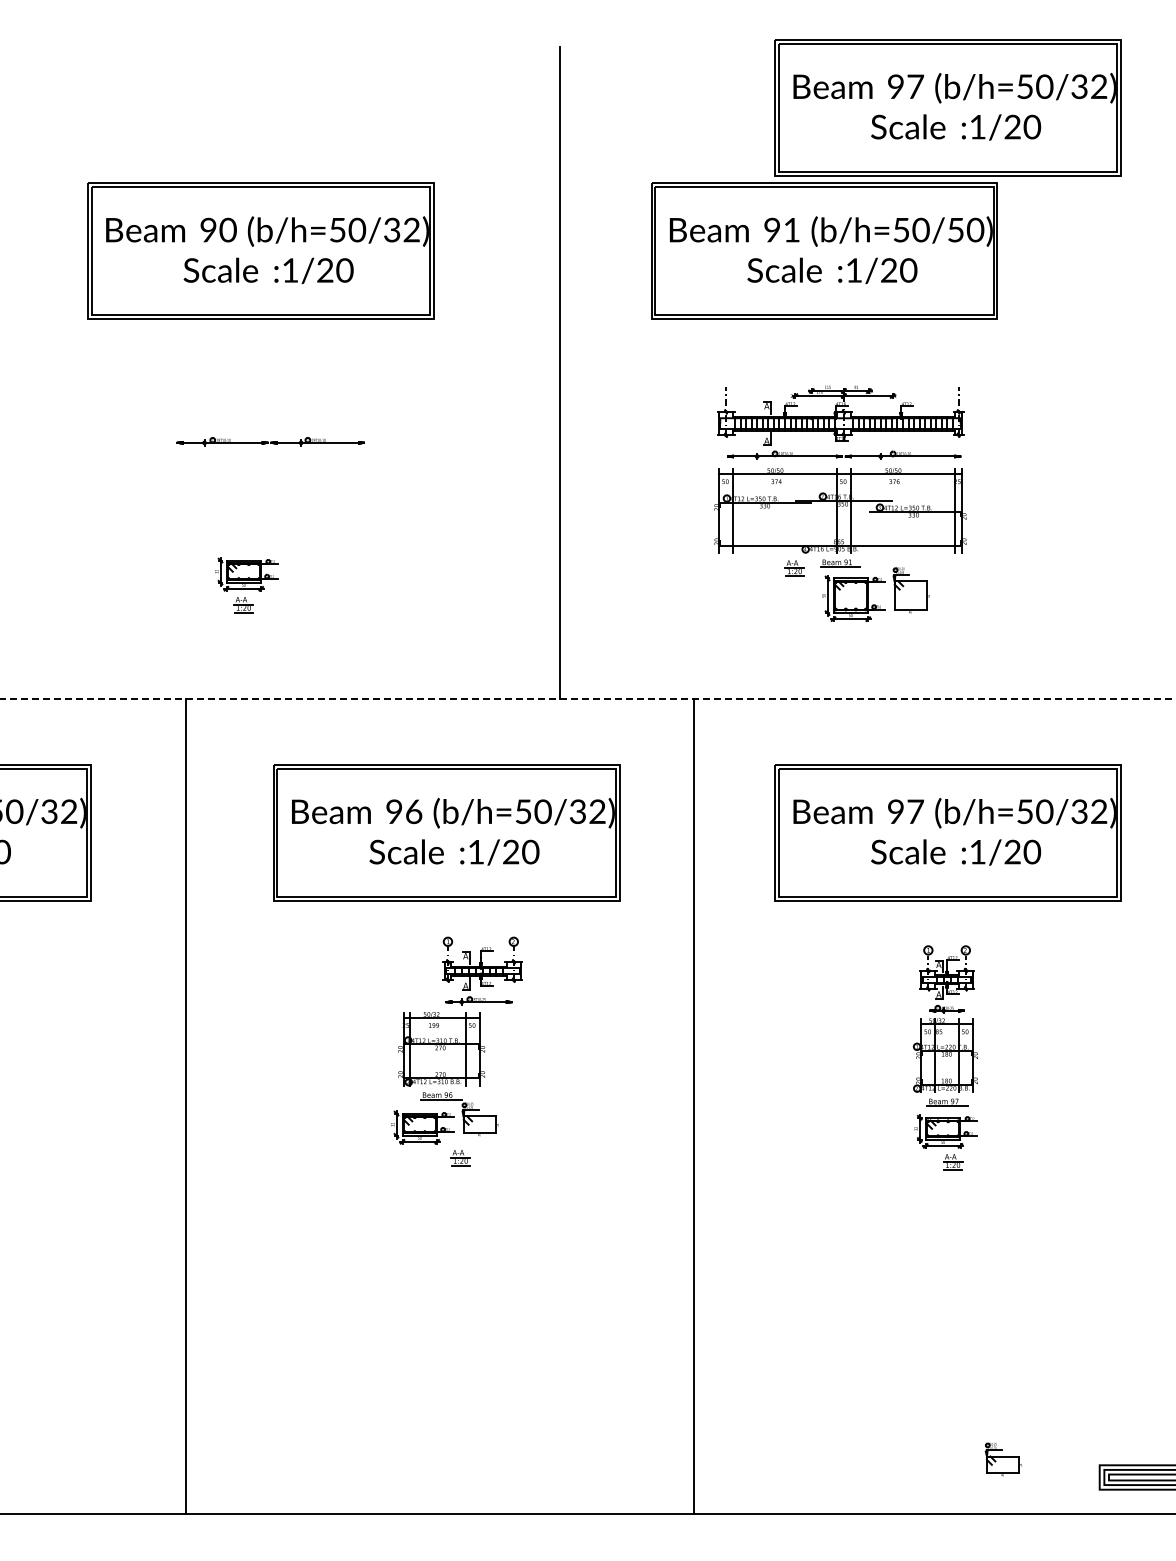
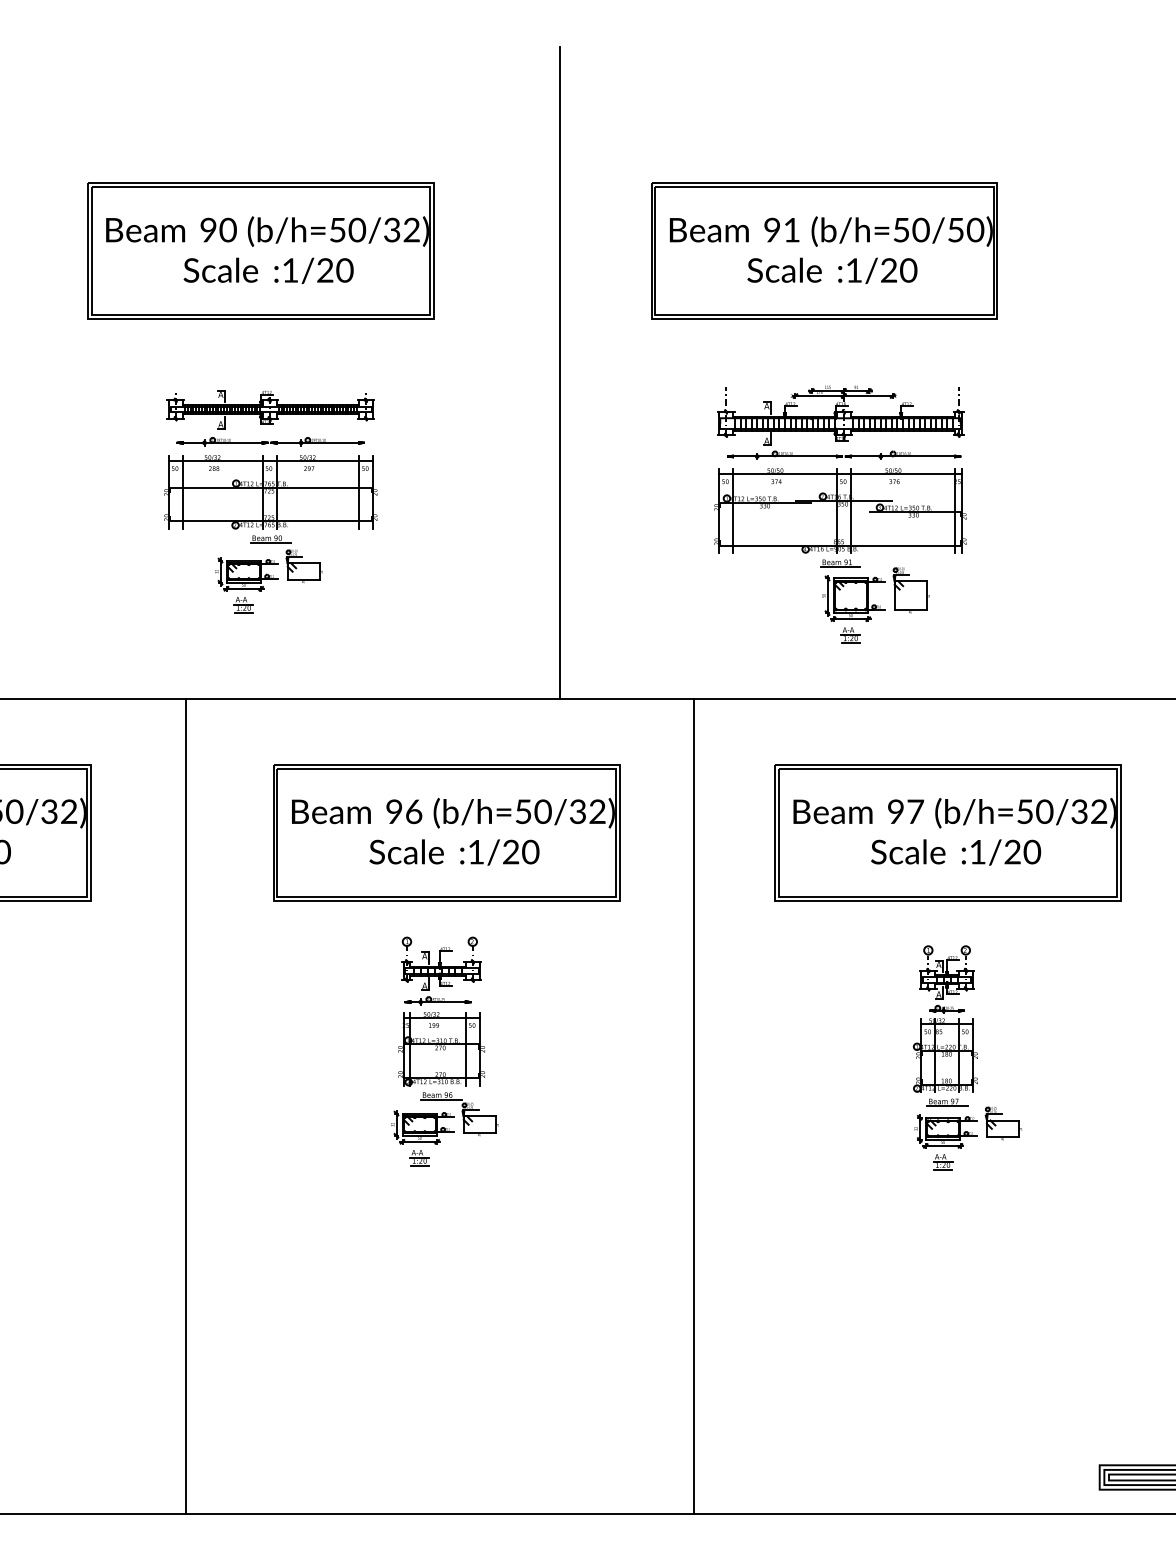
part: present -> none (947, 107)
part: none -> present (270, 409)
part: none -> present (270, 518)
part position: (794, 568) -> (850, 635) (850, 635)
line: dashed -> solid (587, 698)
part position: (482, 970) -> (441, 970) (441, 970)
part position: (460, 1158) -> (419, 1158) (419, 1158)
part position: (953, 1162) -> (943, 1162) (943, 1162)
part position: (1002, 1459) -> (1002, 1123) (1002, 1123)
